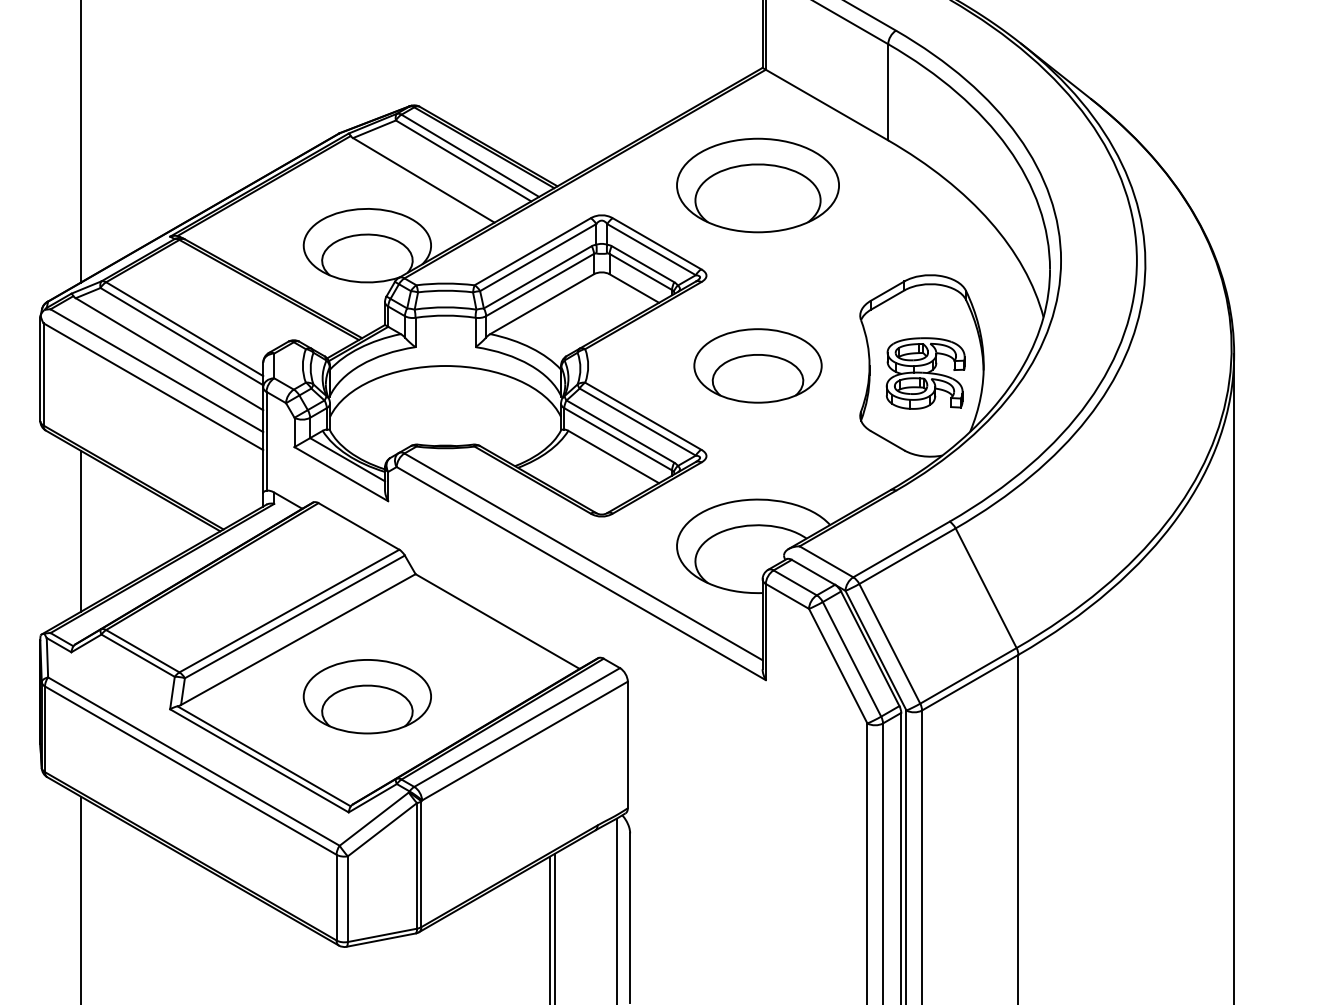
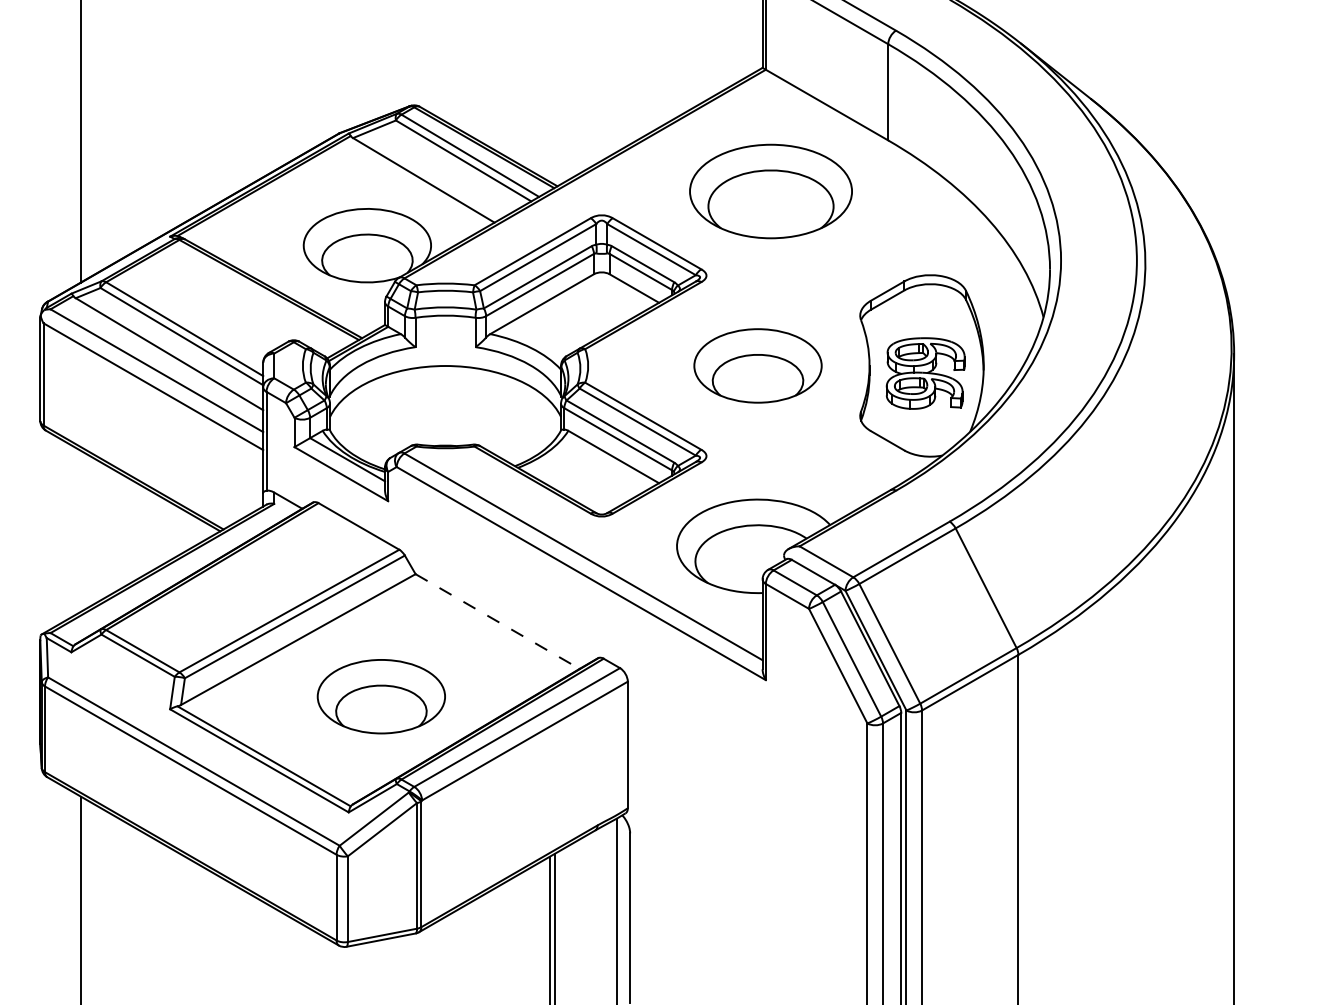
part position: (757, 185) -> (770, 191) (770, 191)
line: present -> none (80, 530)
line: solid -> dashed (497, 621)
part position: (366, 696) -> (380, 696) (380, 696)
